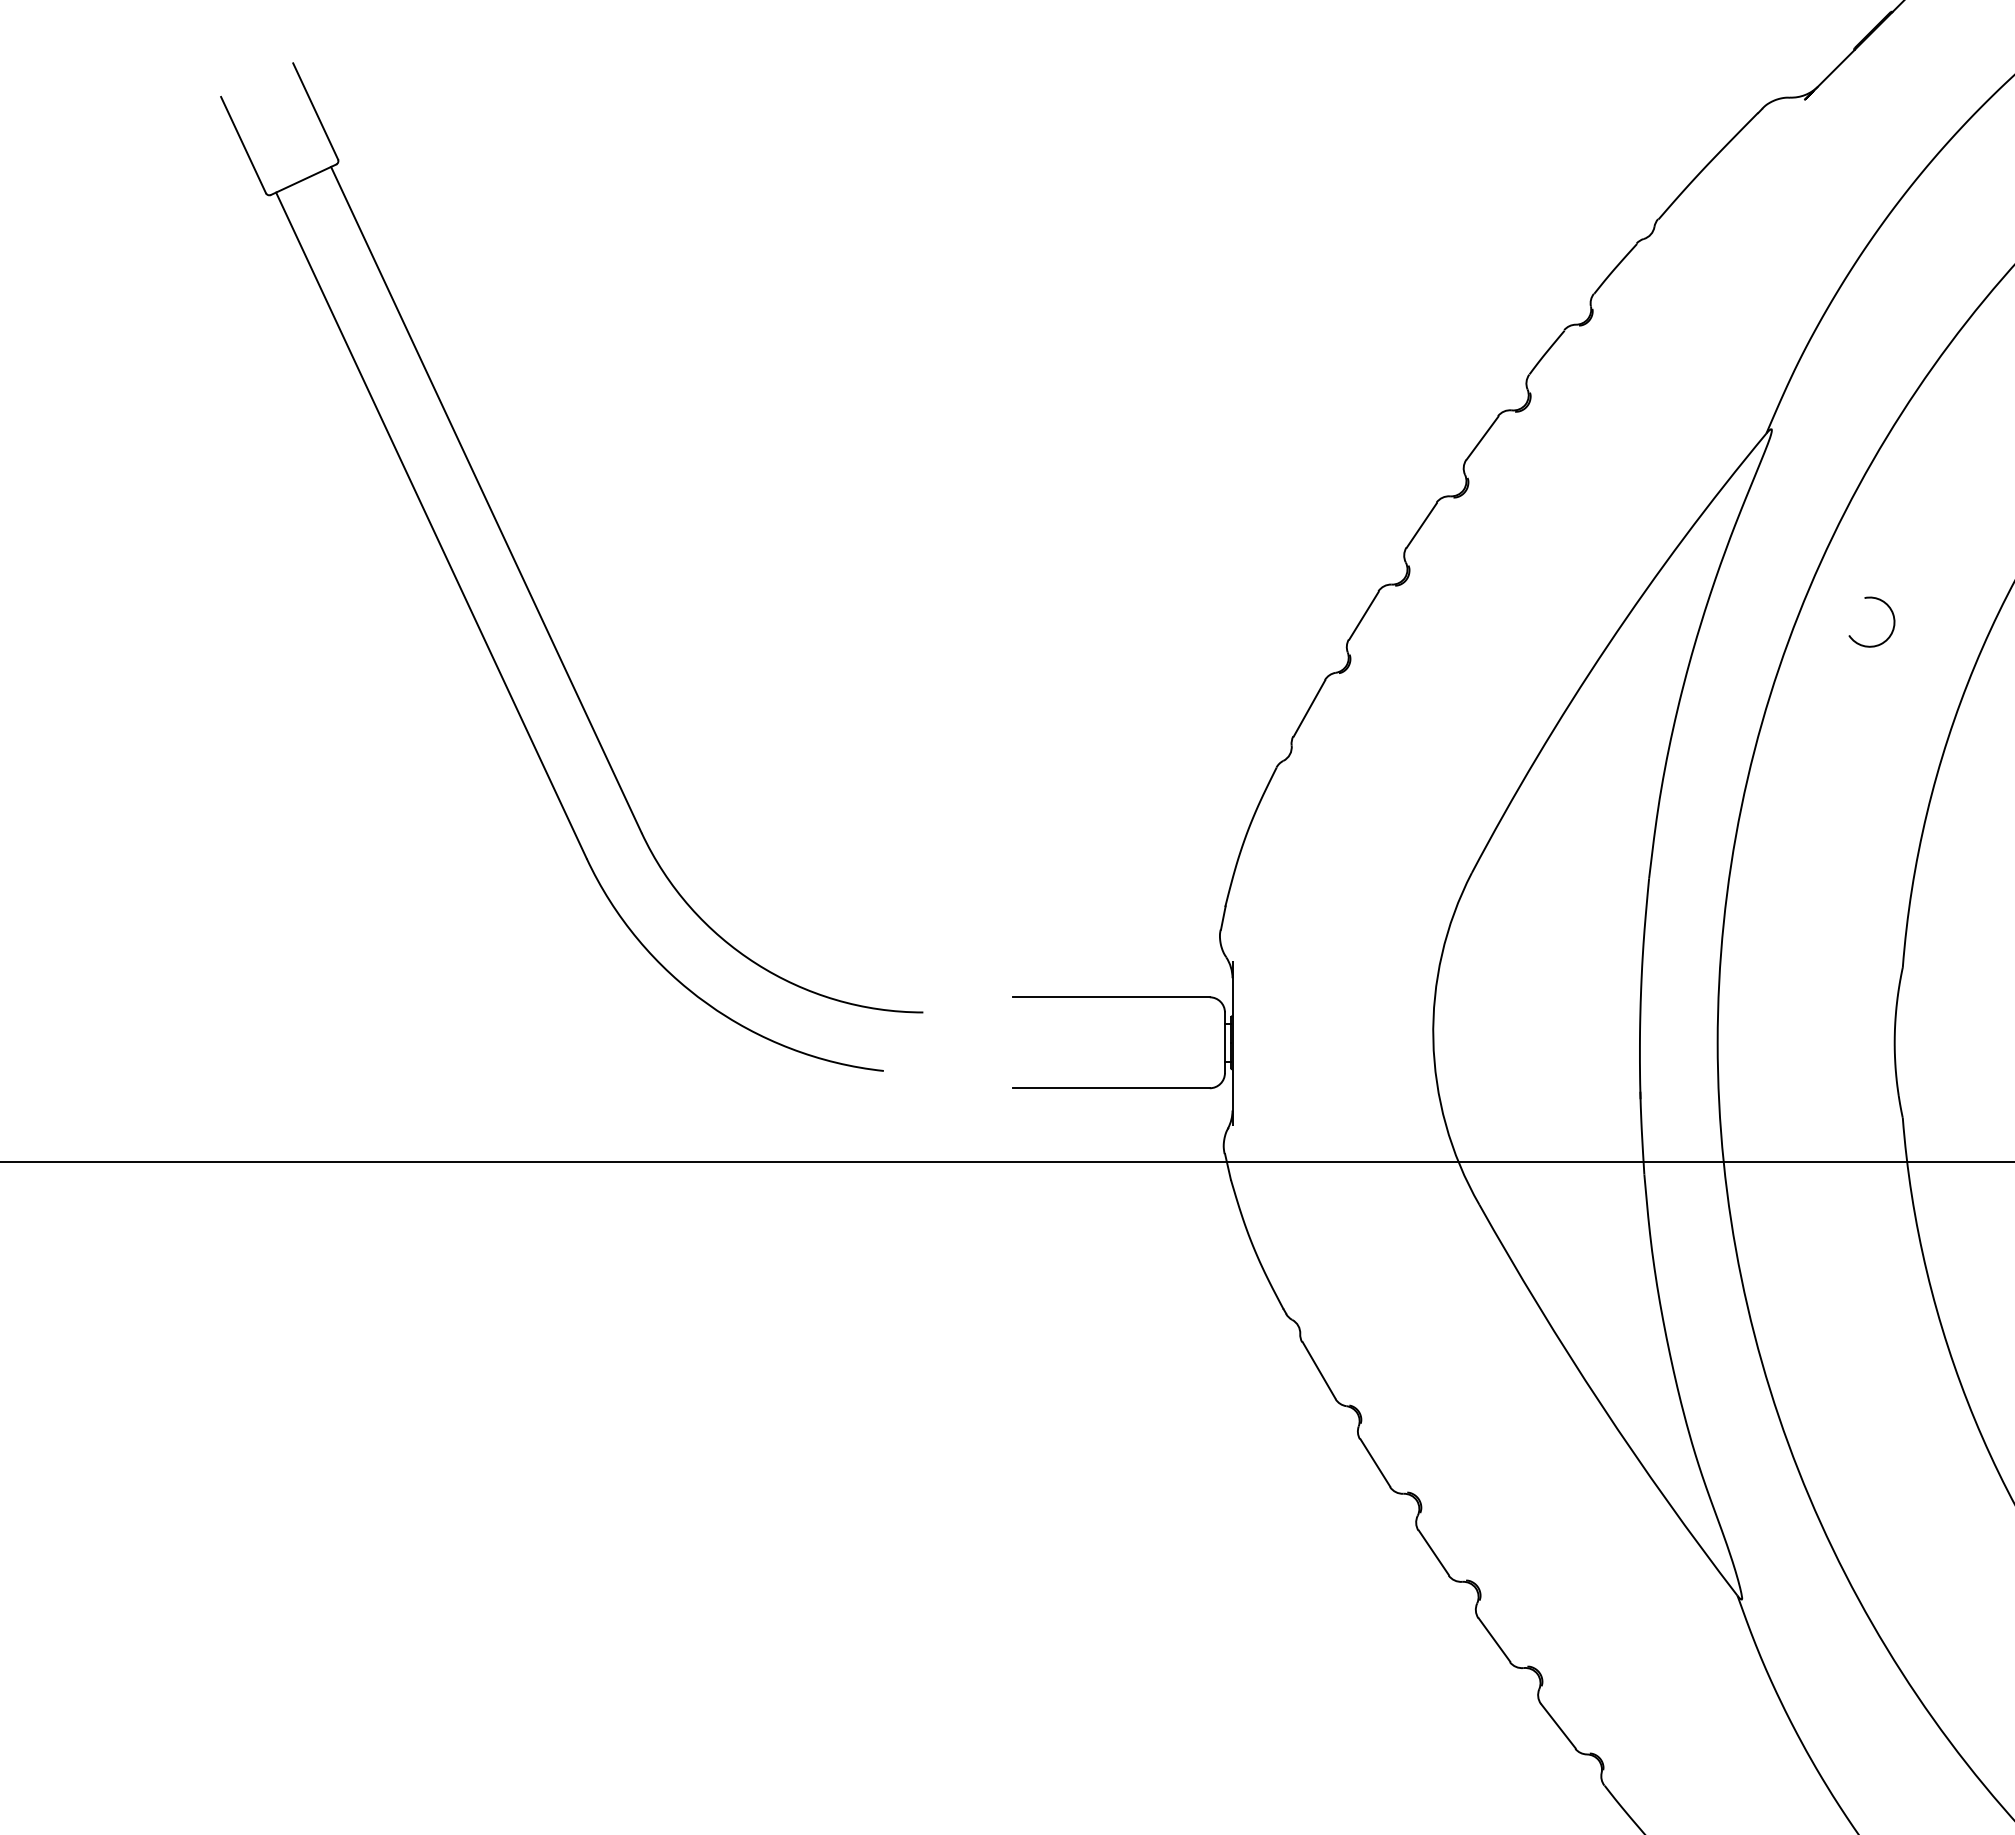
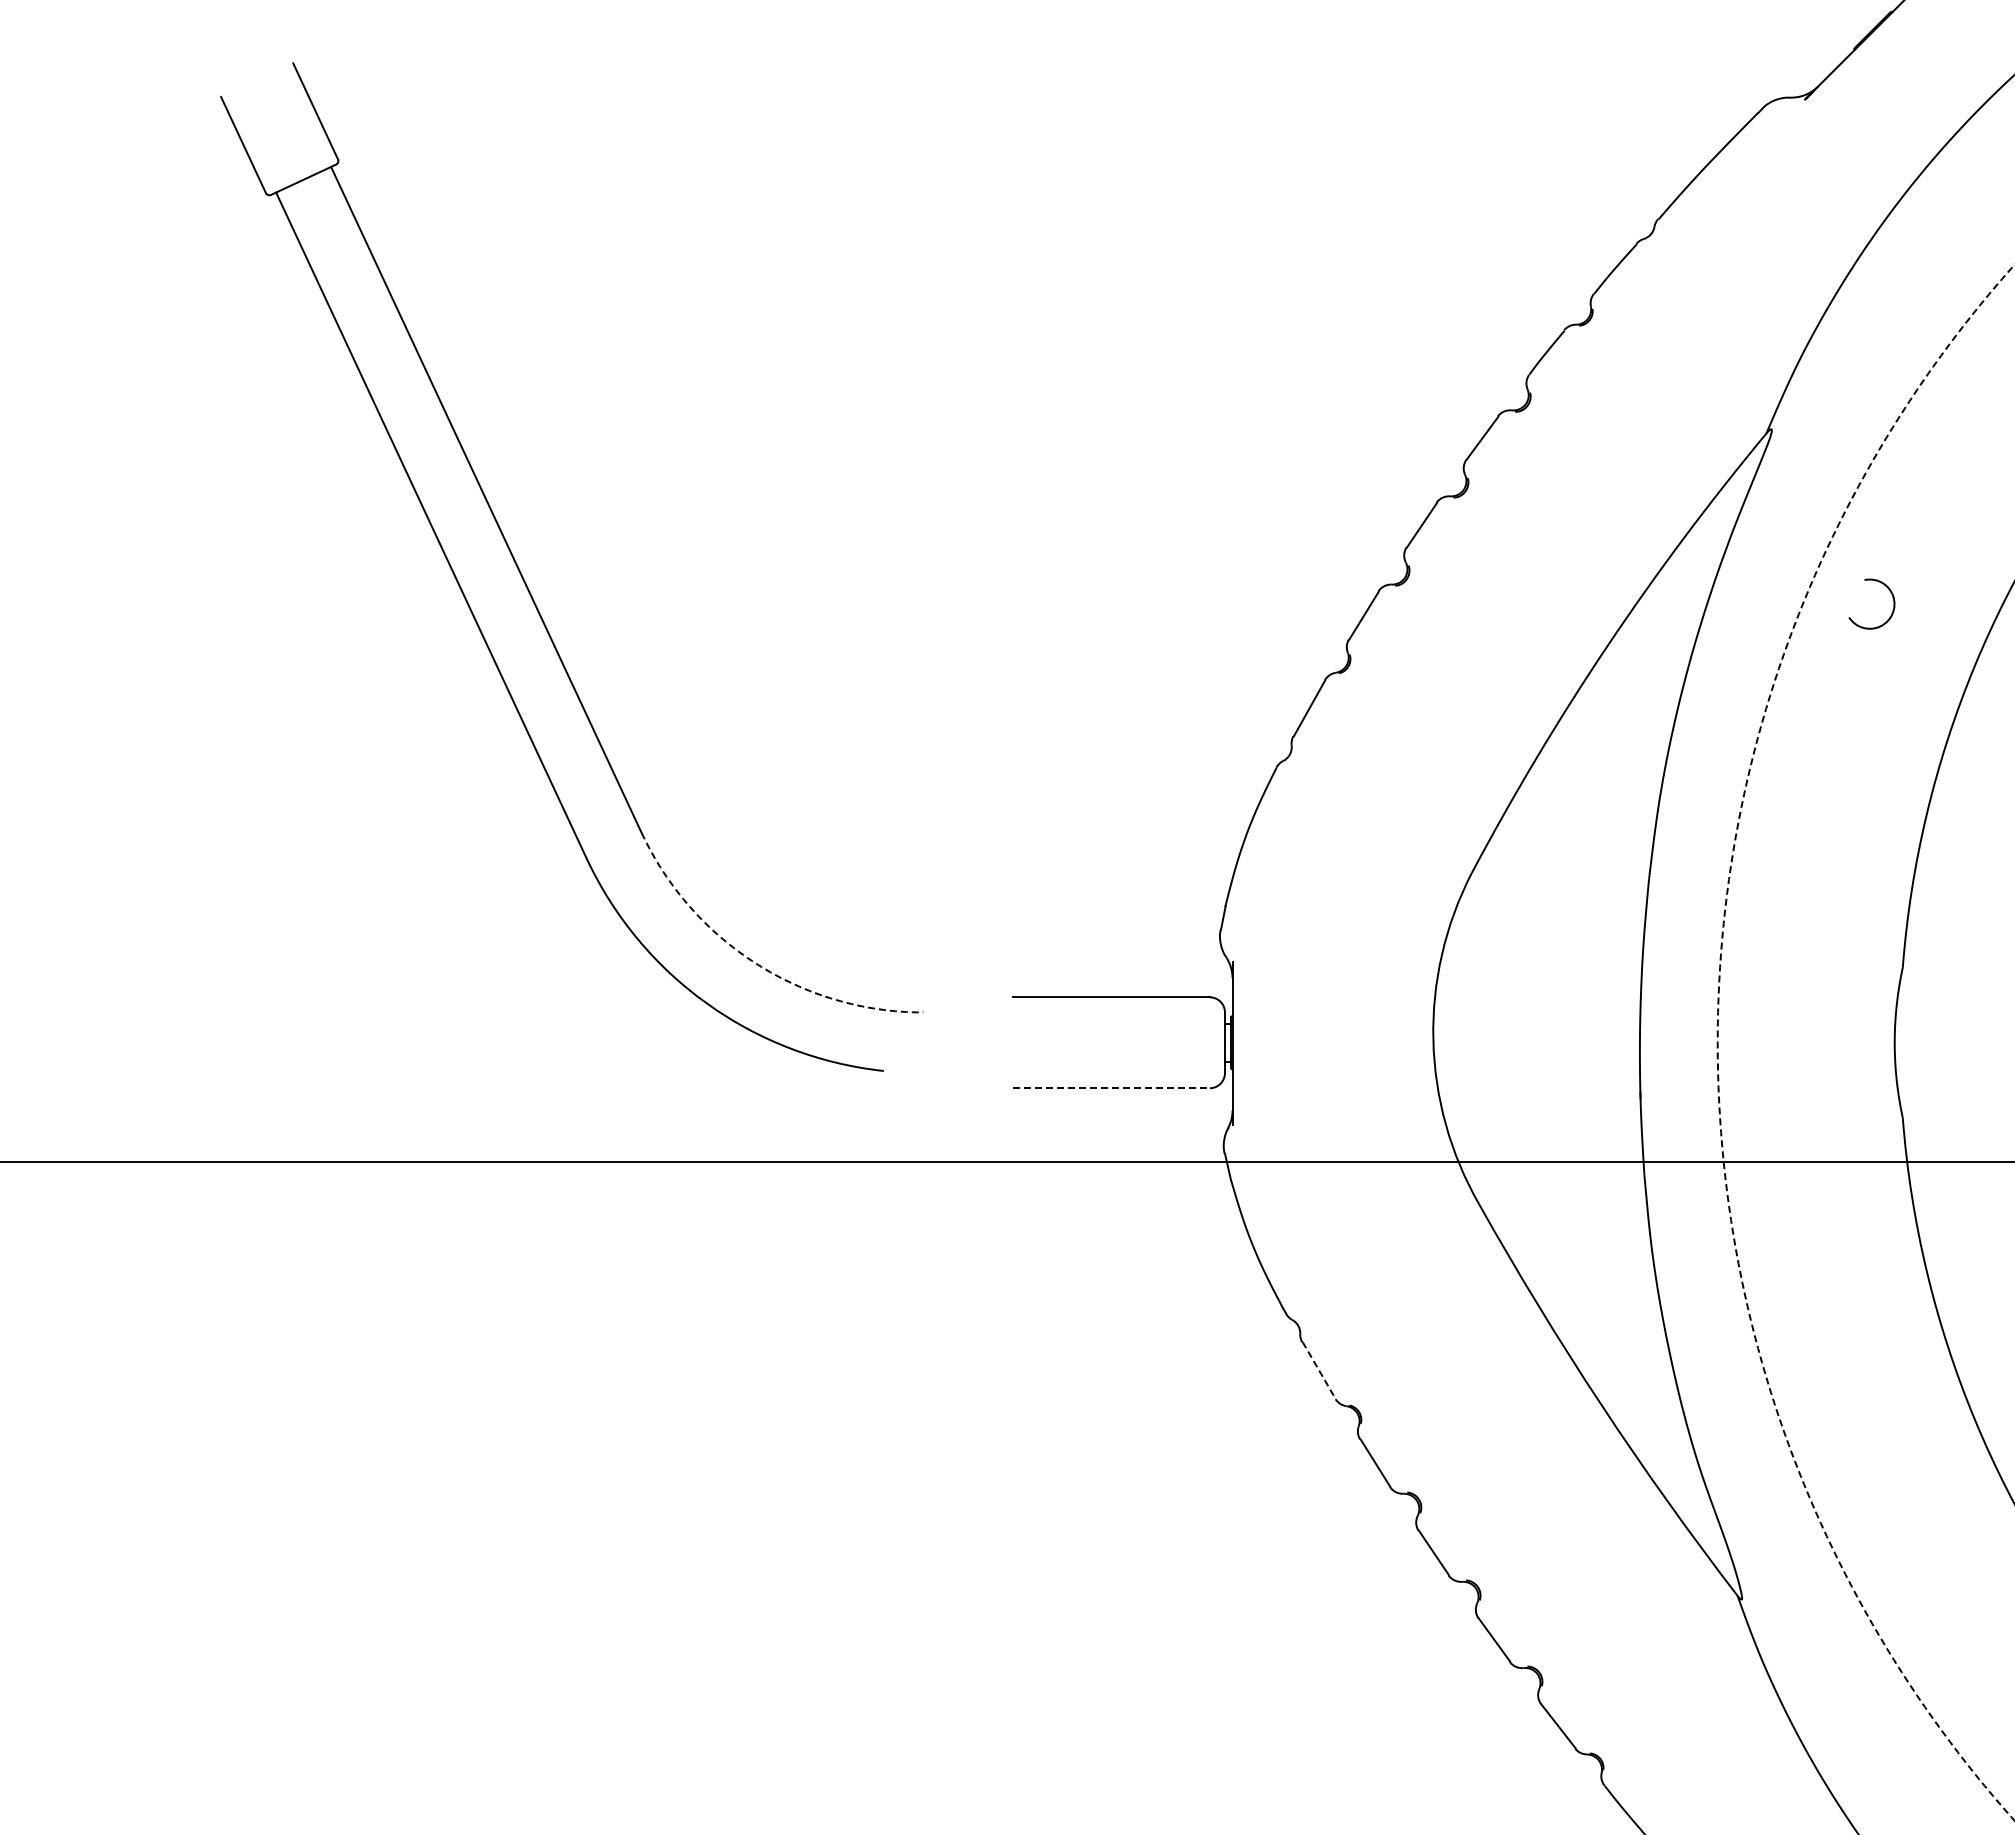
arc position: (1889, 609) -> (1889, 591) (1889, 591)
arc: solid -> dashed (756, 963)
circle: solid -> dashed (1865, 1042)
line: solid -> dashed (1111, 1088)
line: solid -> dashed (1319, 1370)
